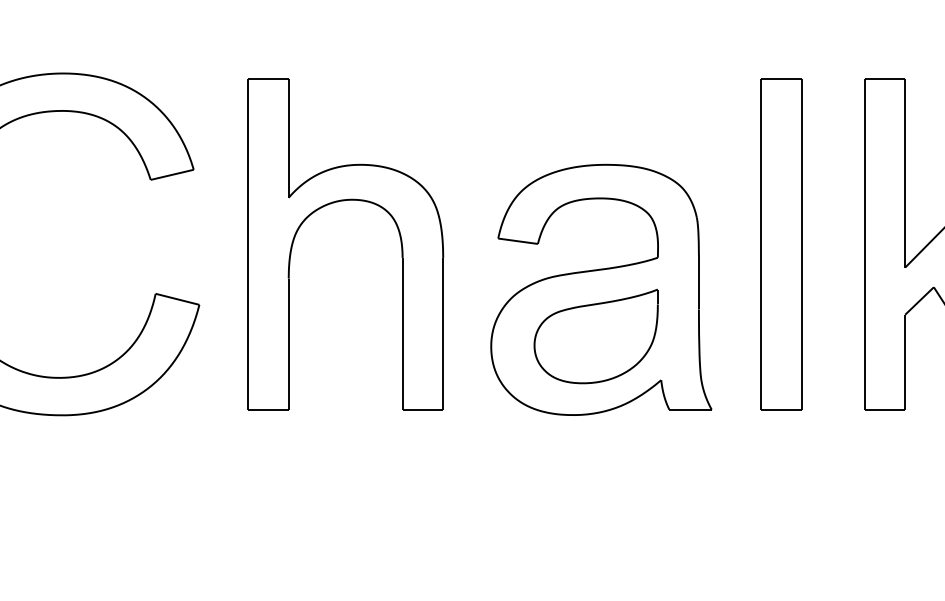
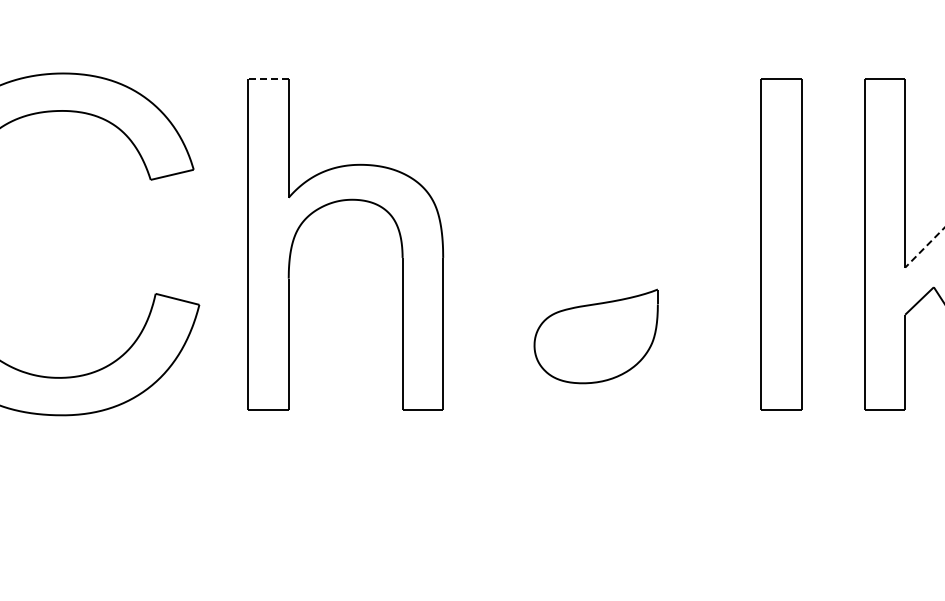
line: solid -> dashed (267, 79)
line: solid -> dashed (924, 247)
part: present -> none (601, 289)
